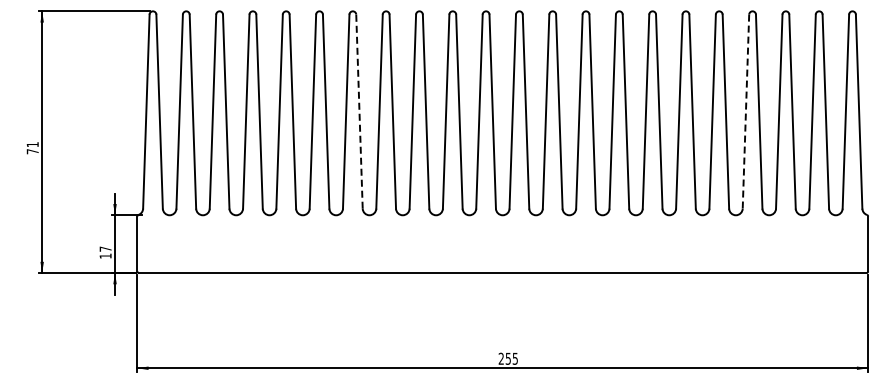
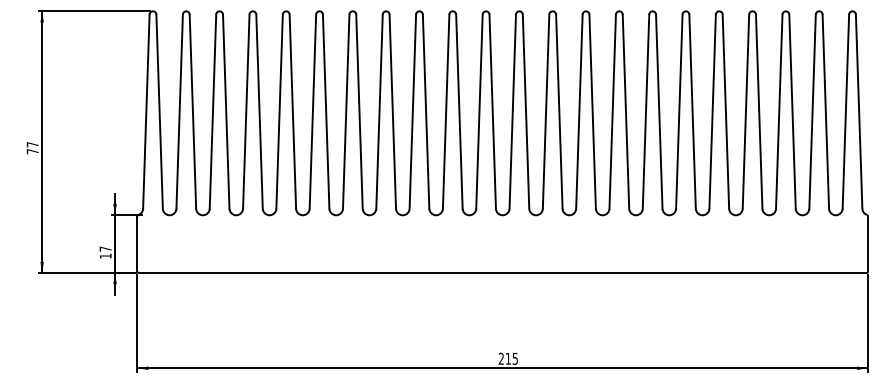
line: dashed -> solid (359, 111)
line: dashed -> solid (745, 112)
text: 71 -> 77 (32, 144)
text: 255 -> 215 (507, 358)
